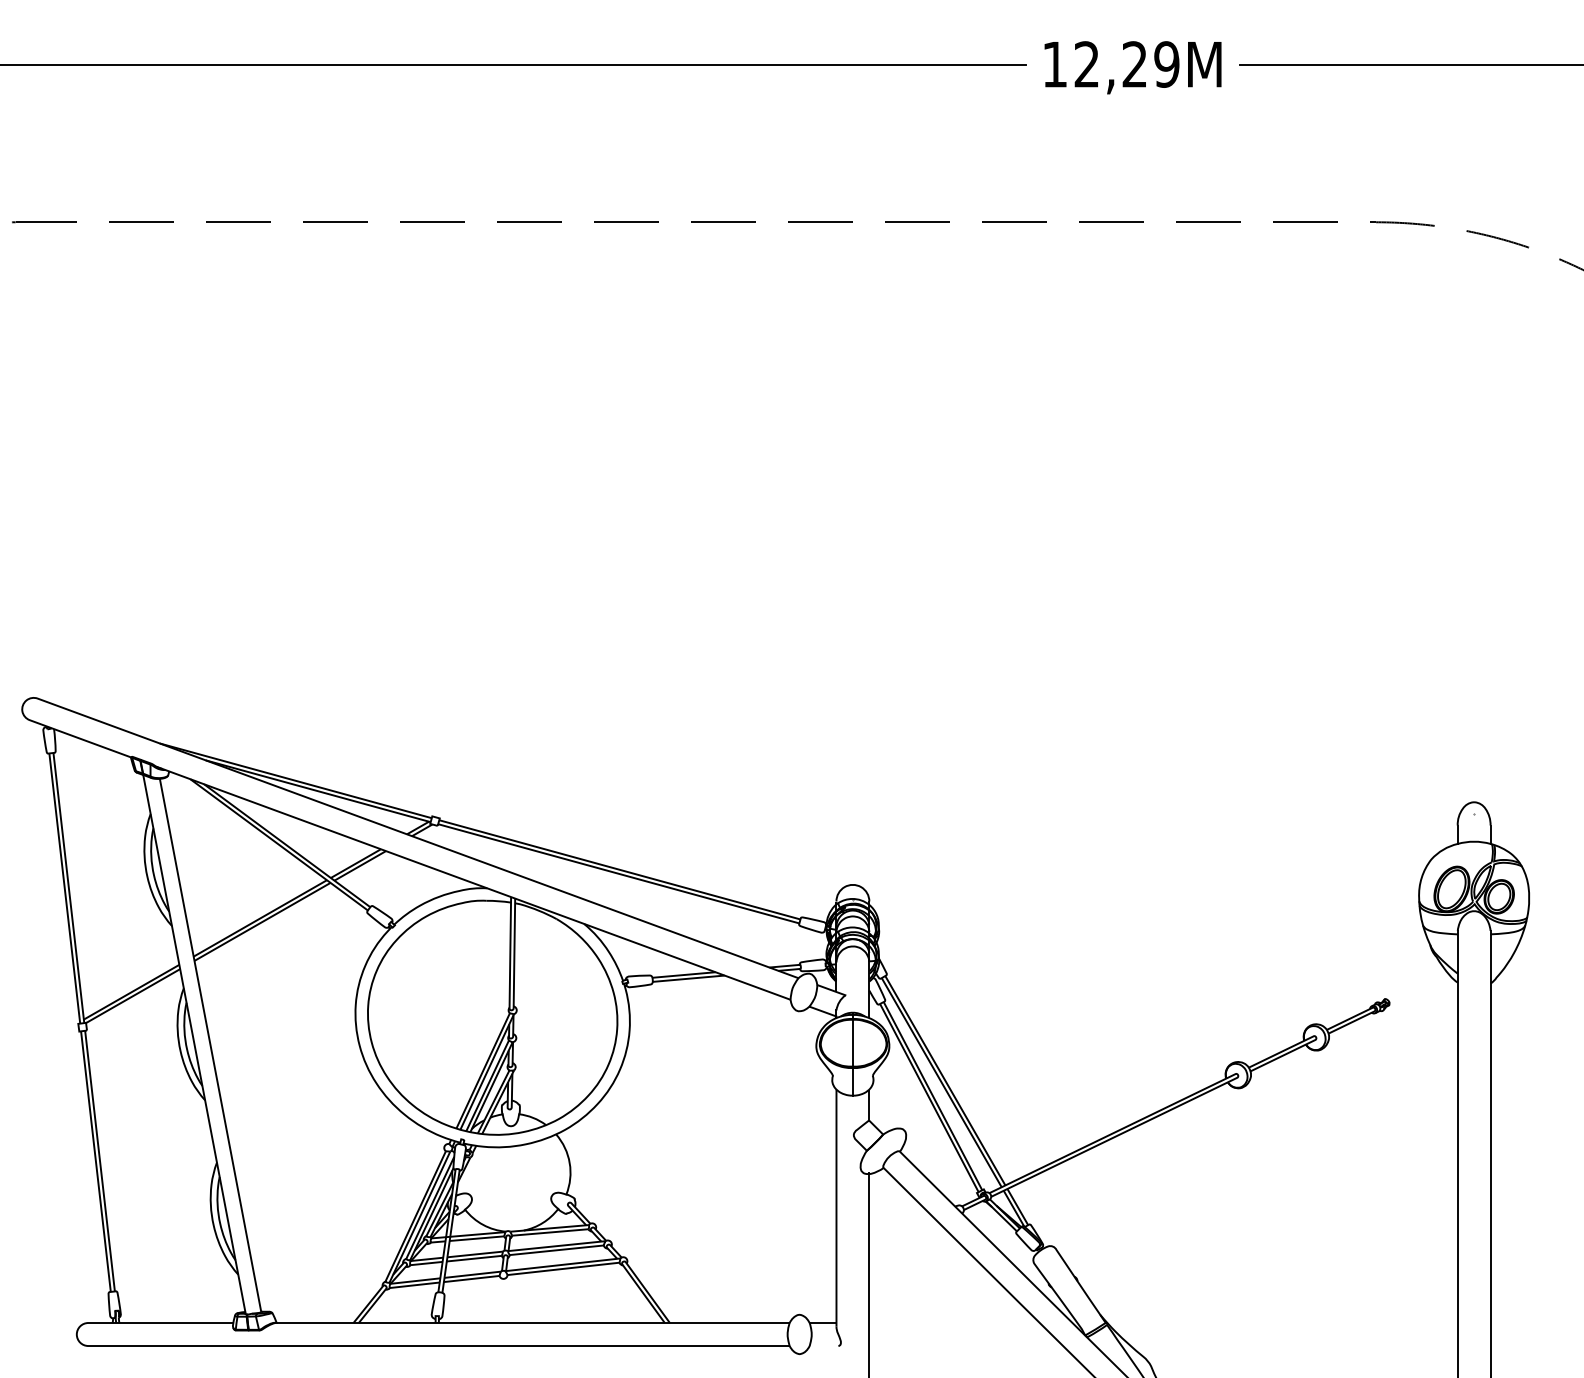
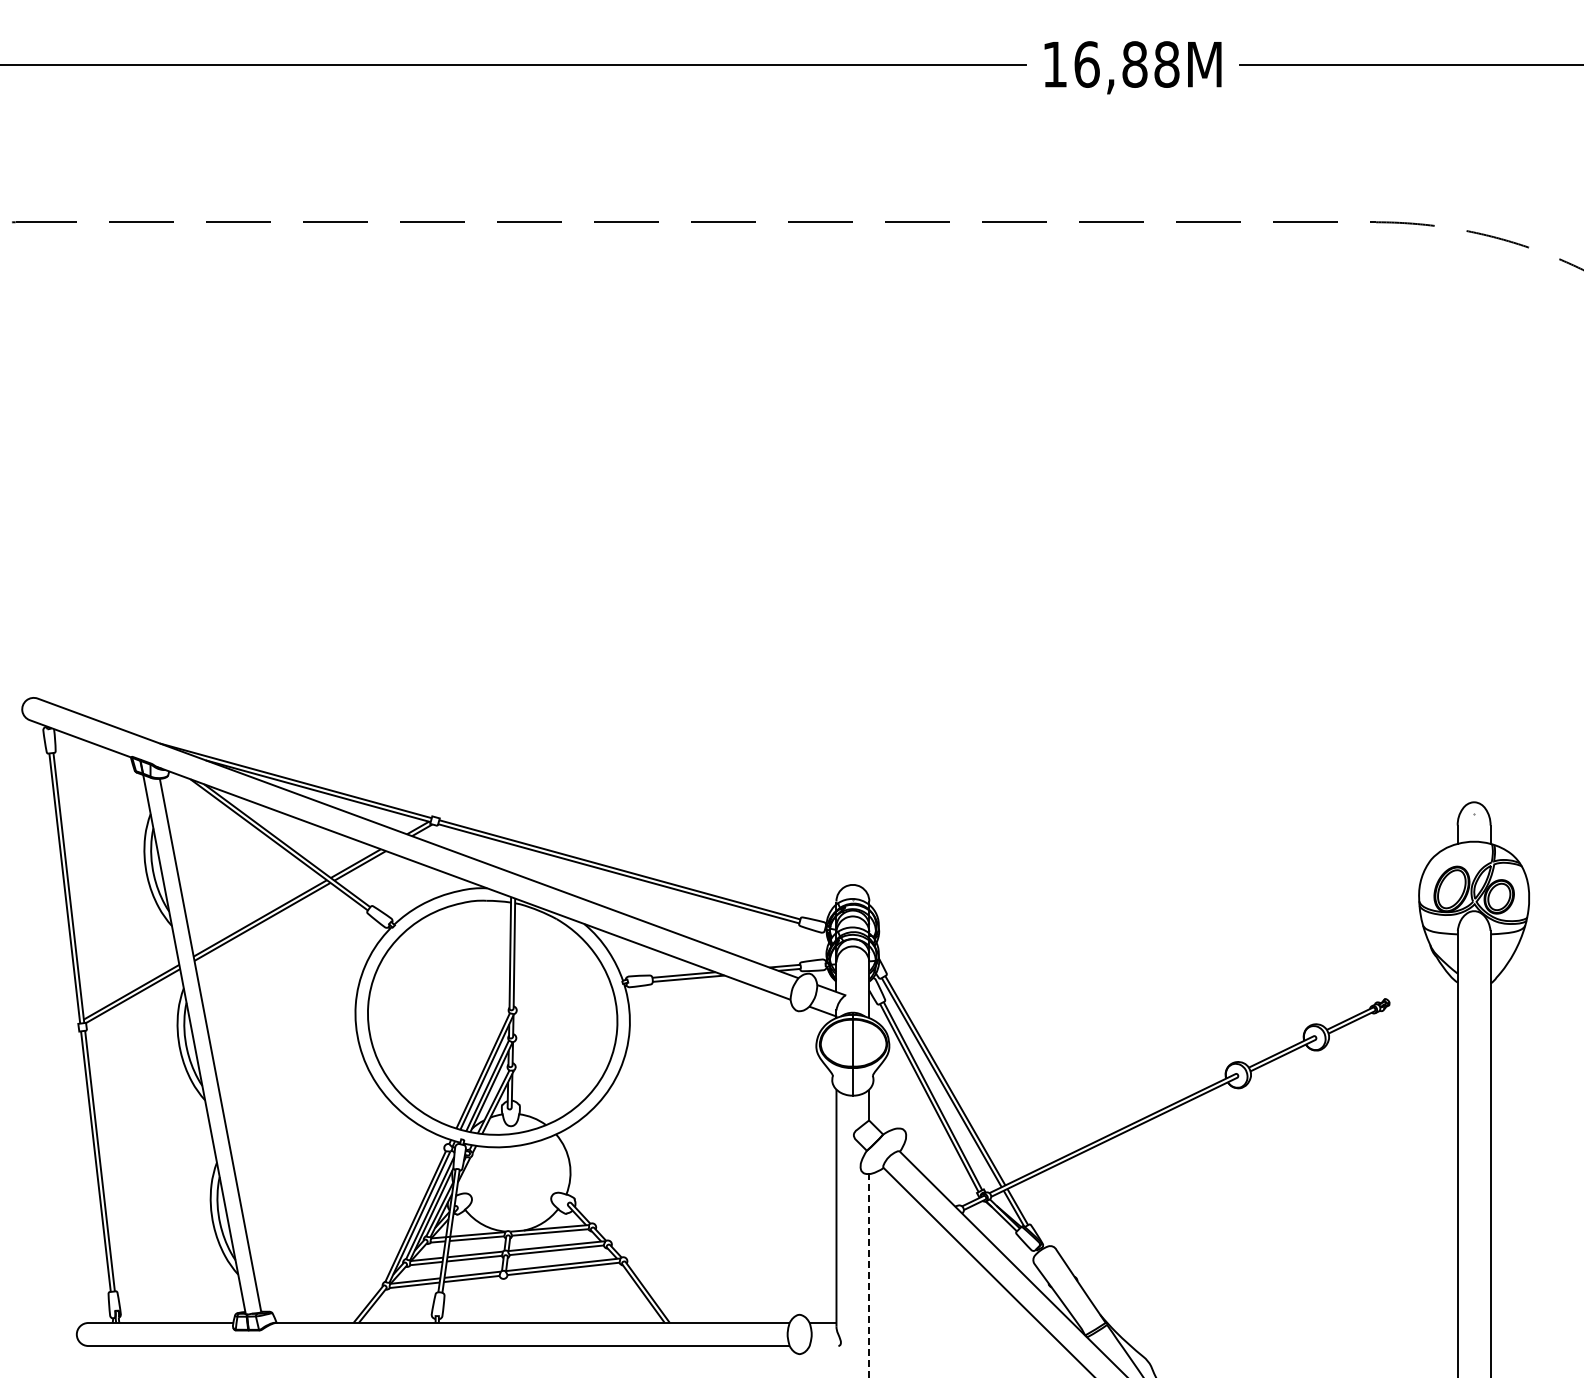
text: 12,29M -> 16,88M (1126, 64)
line: solid -> dashed (869, 1274)
